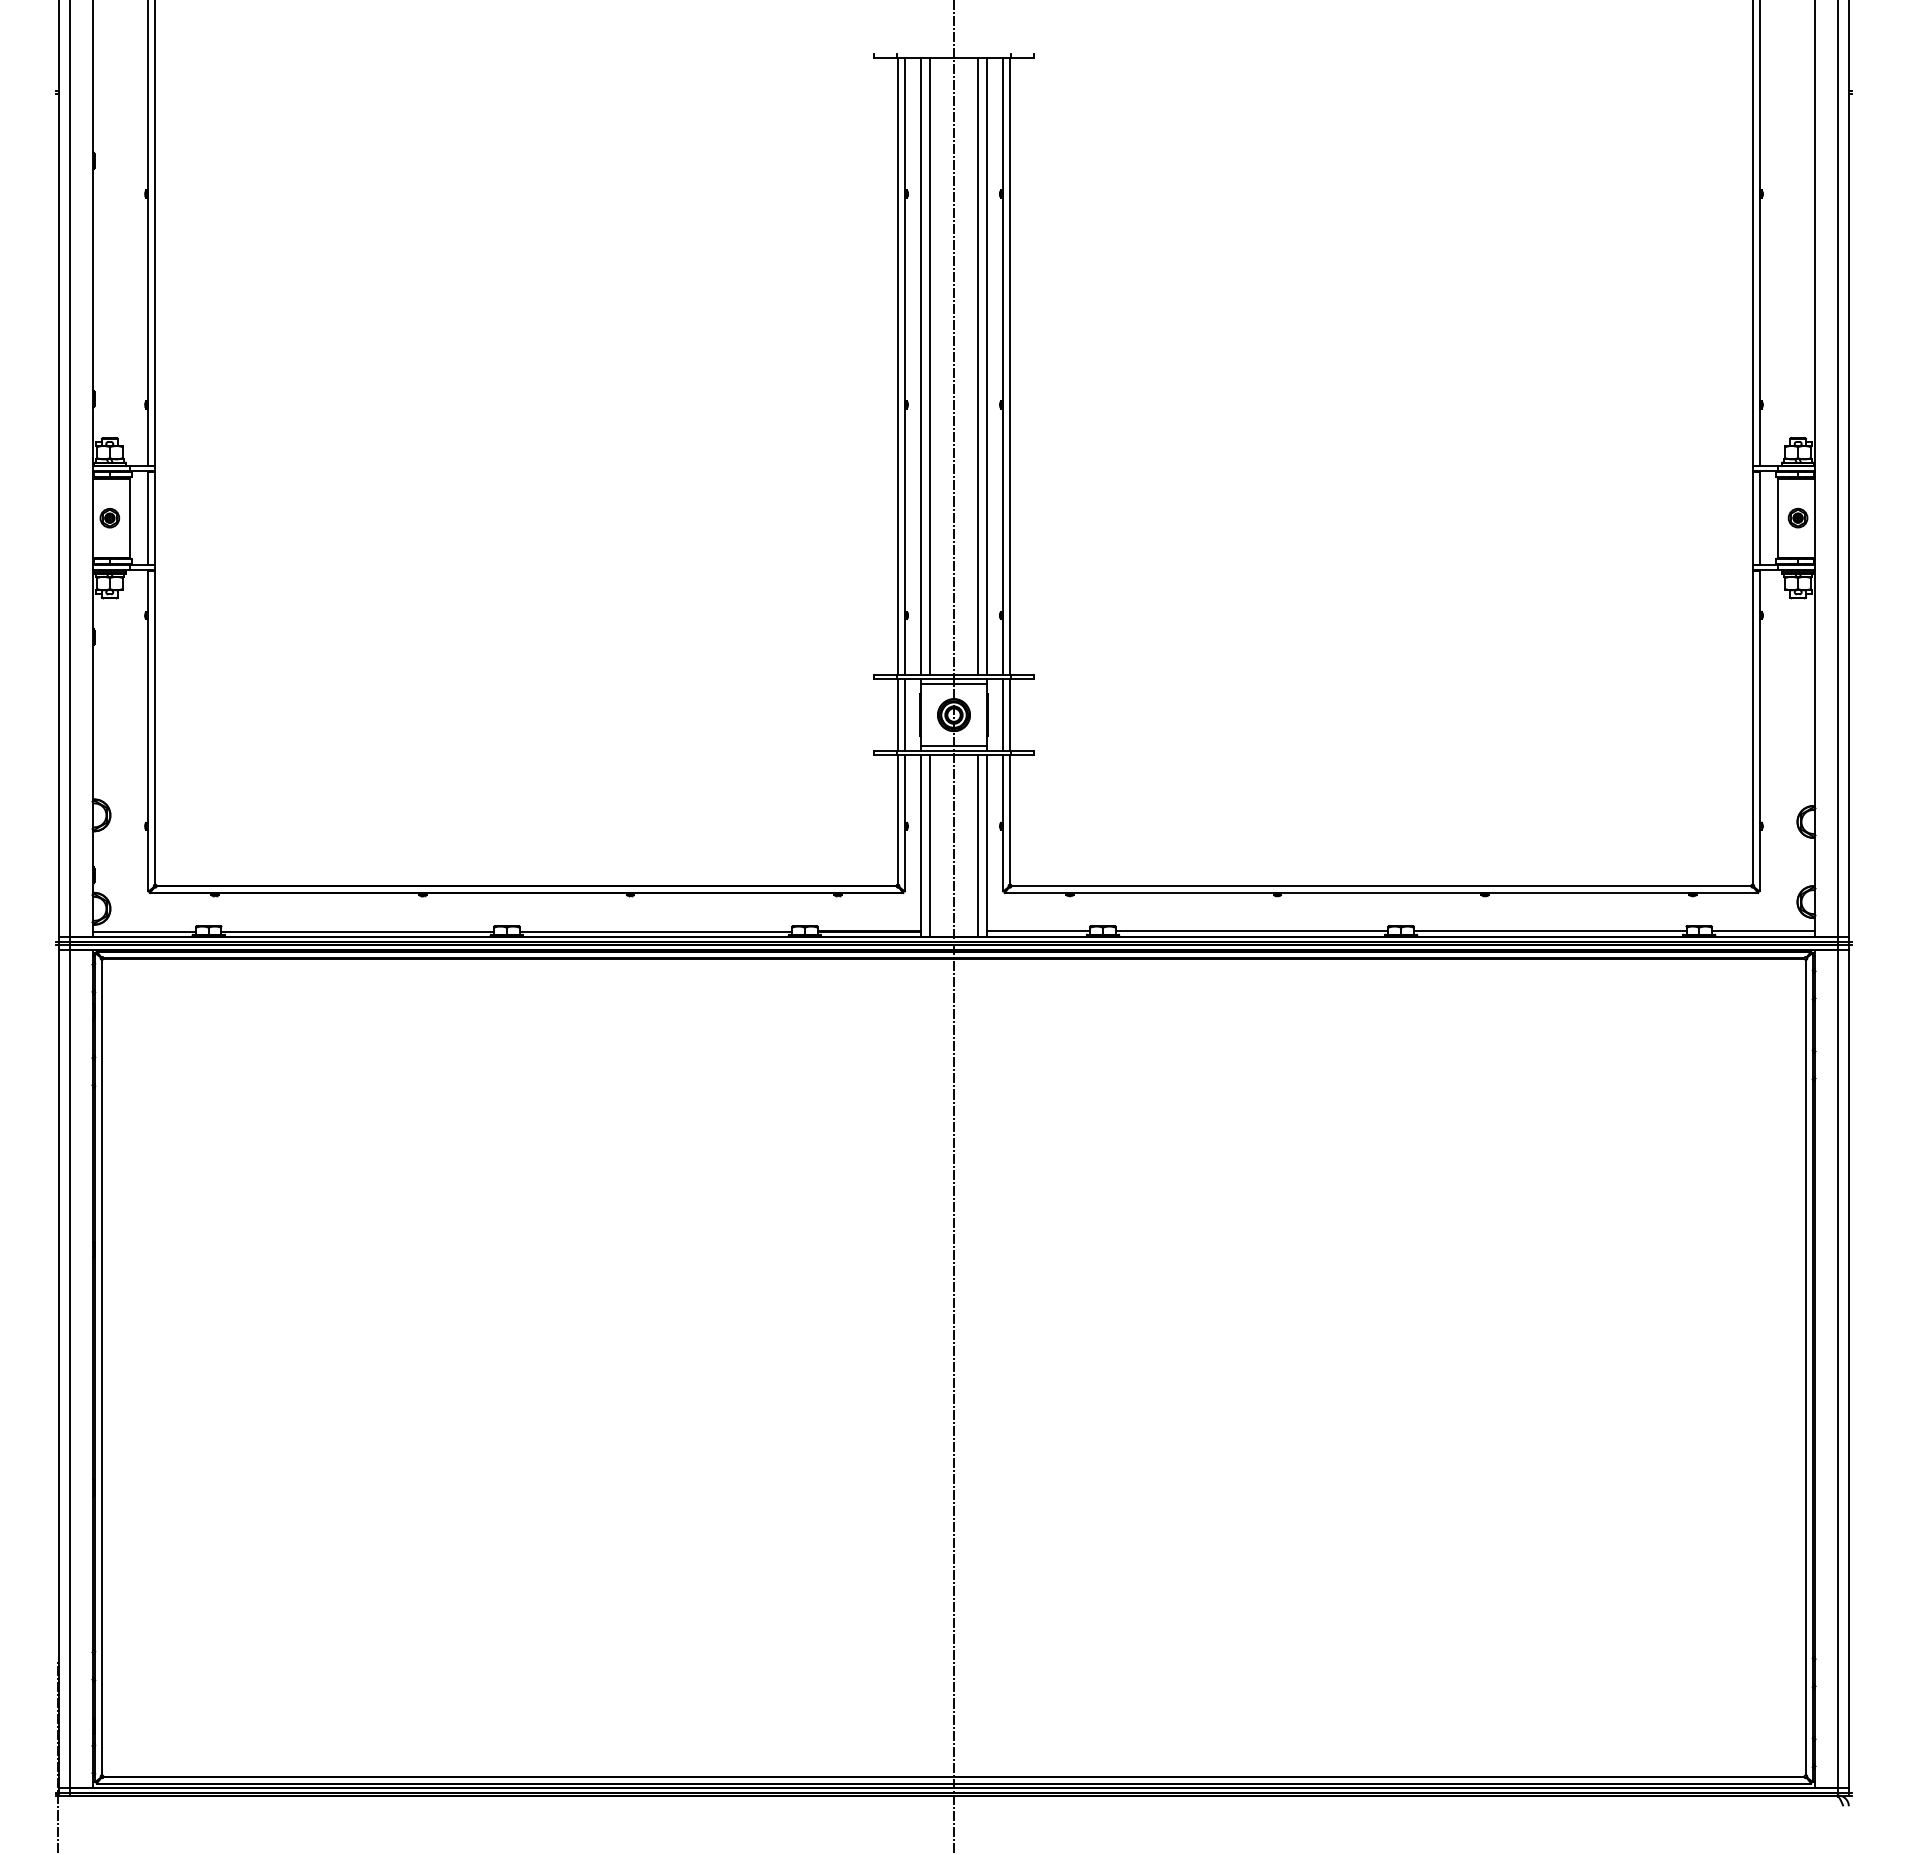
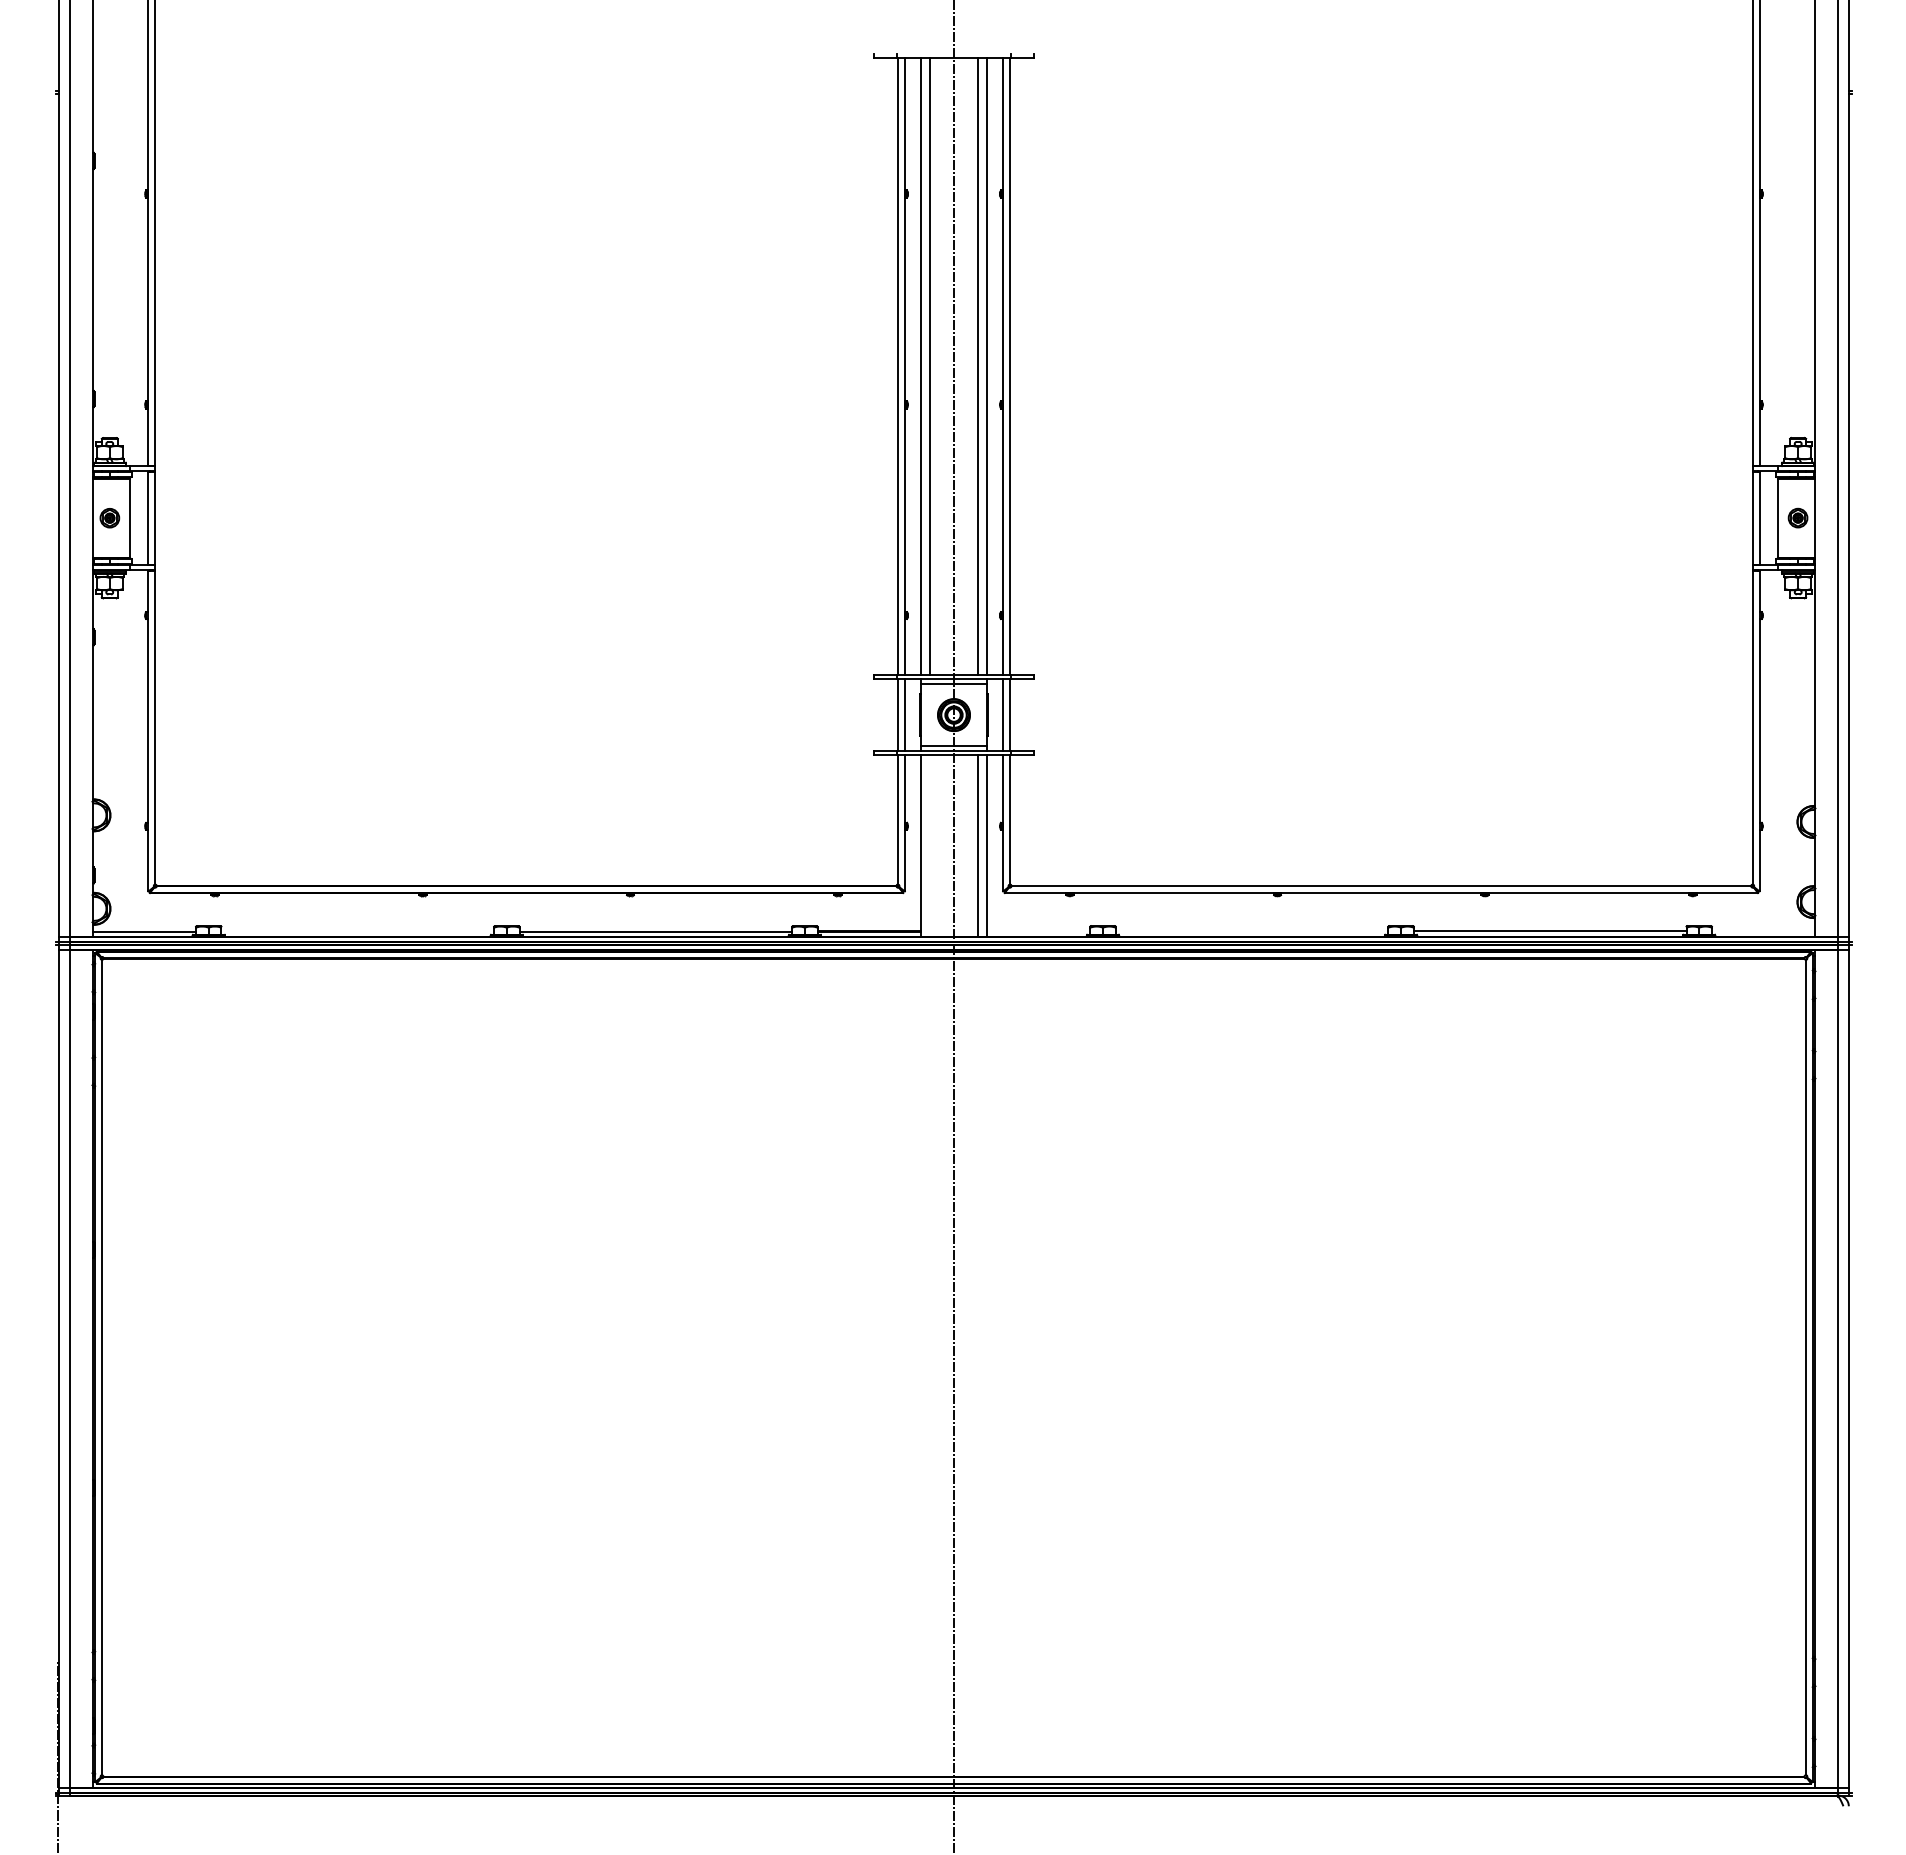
line: present -> none (929, 845)
line: present -> none (357, 931)
line: present -> none (1038, 931)
line: present -> none (1251, 931)
line: present -> none (1763, 931)
